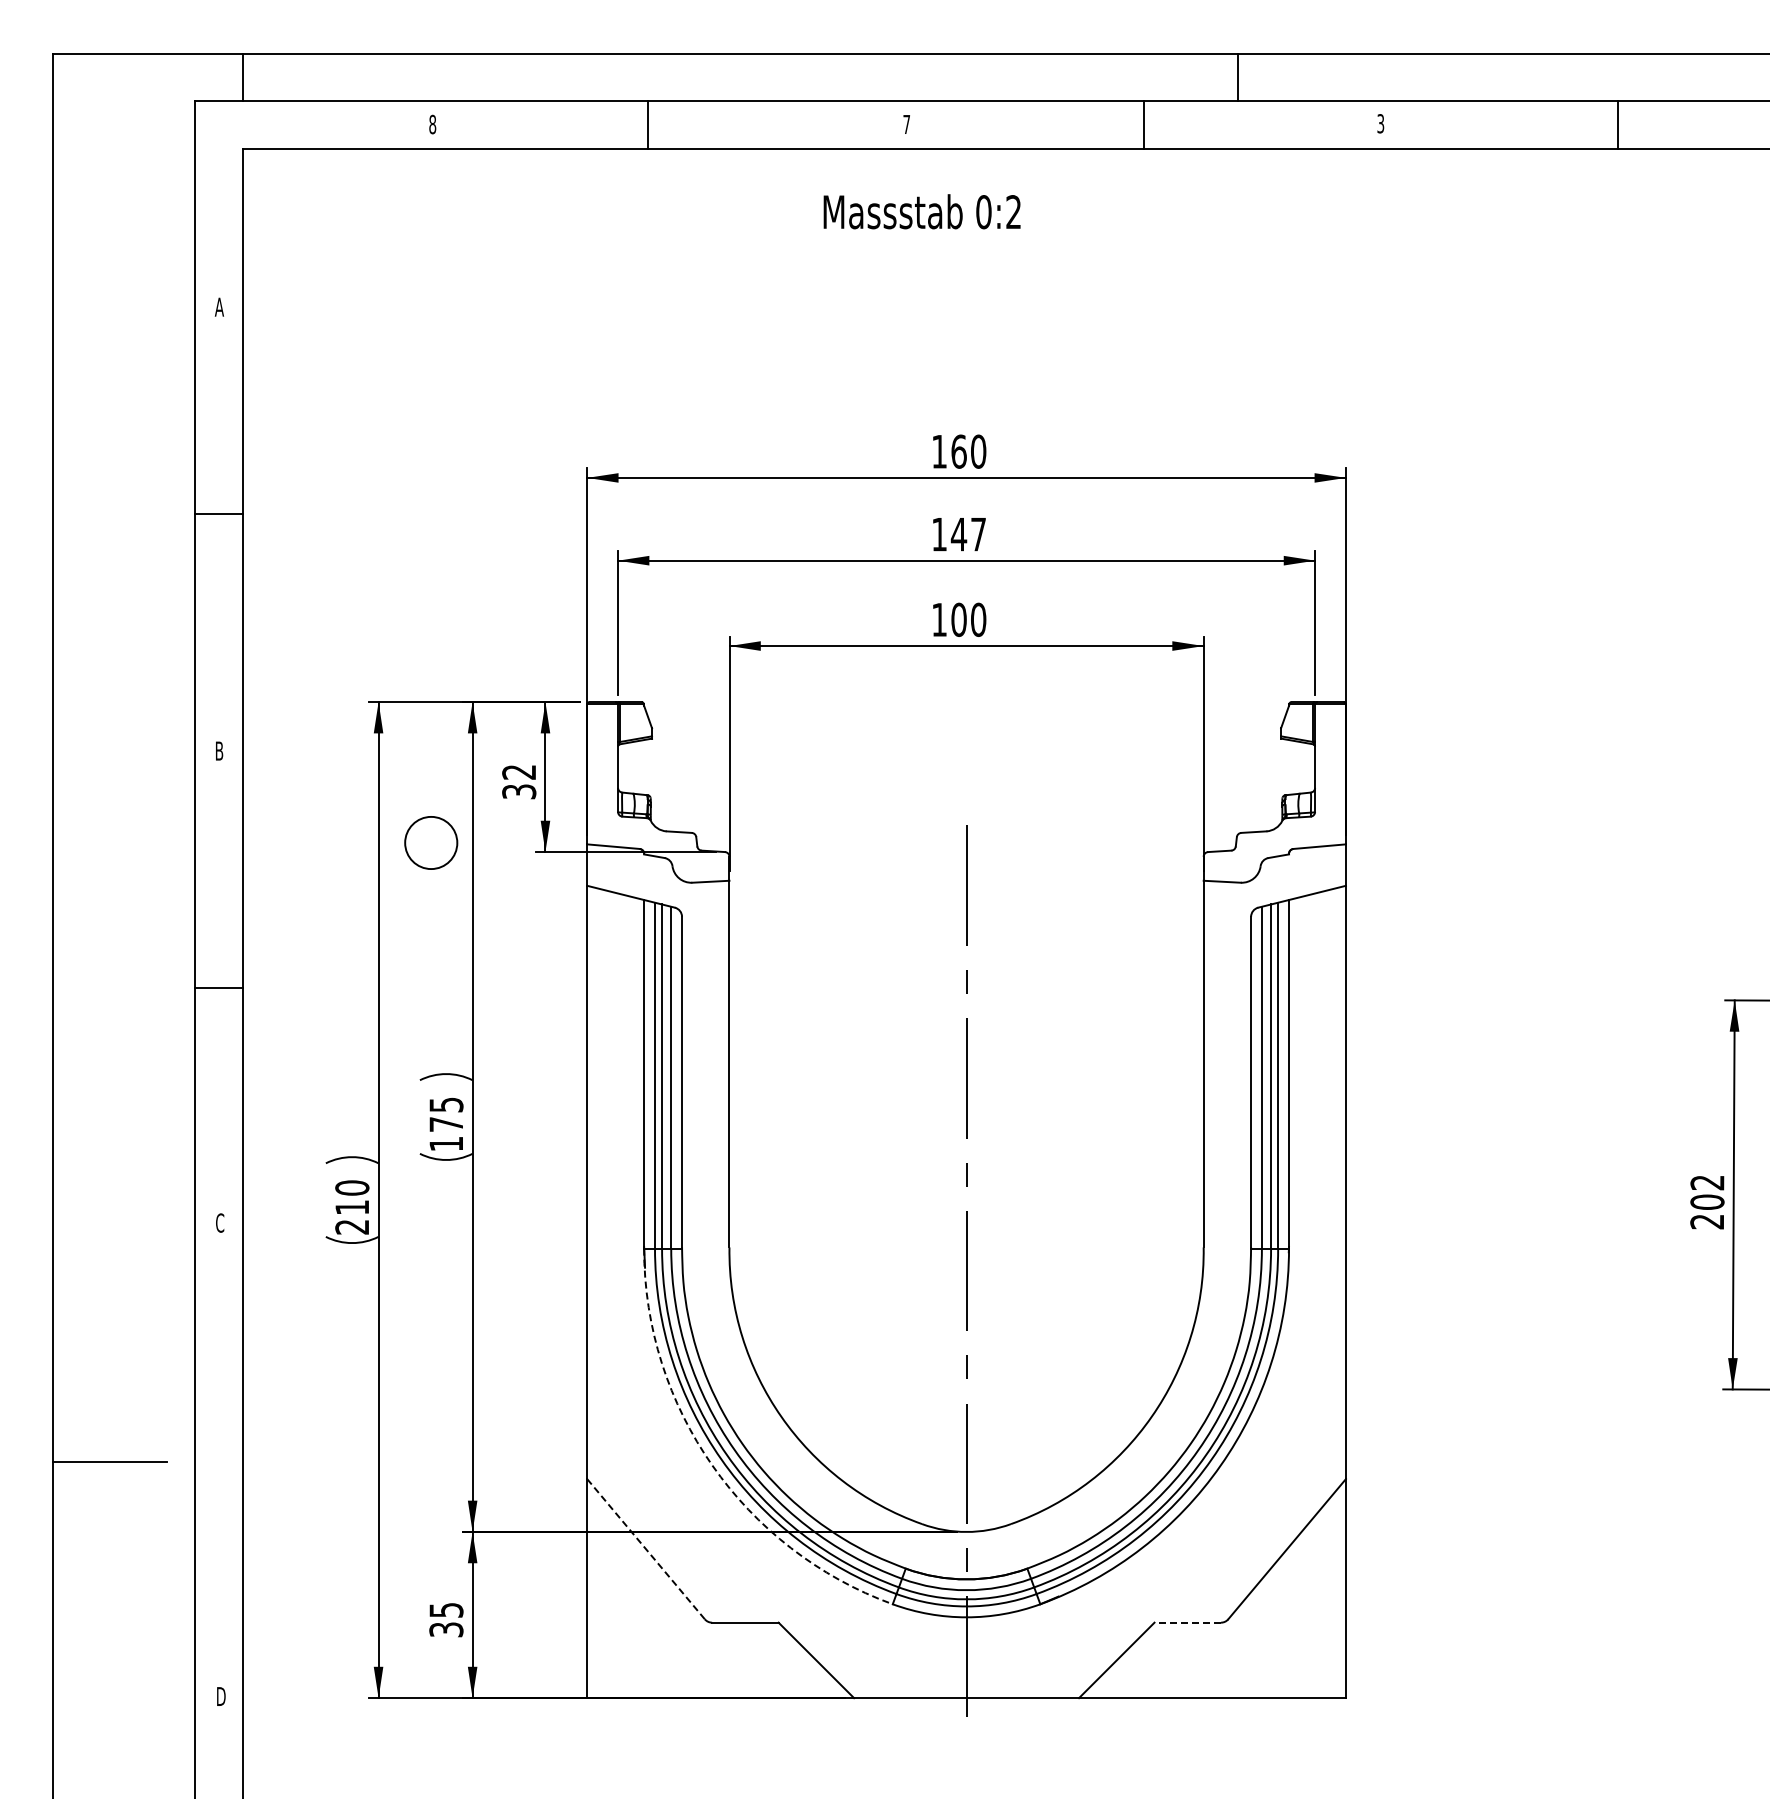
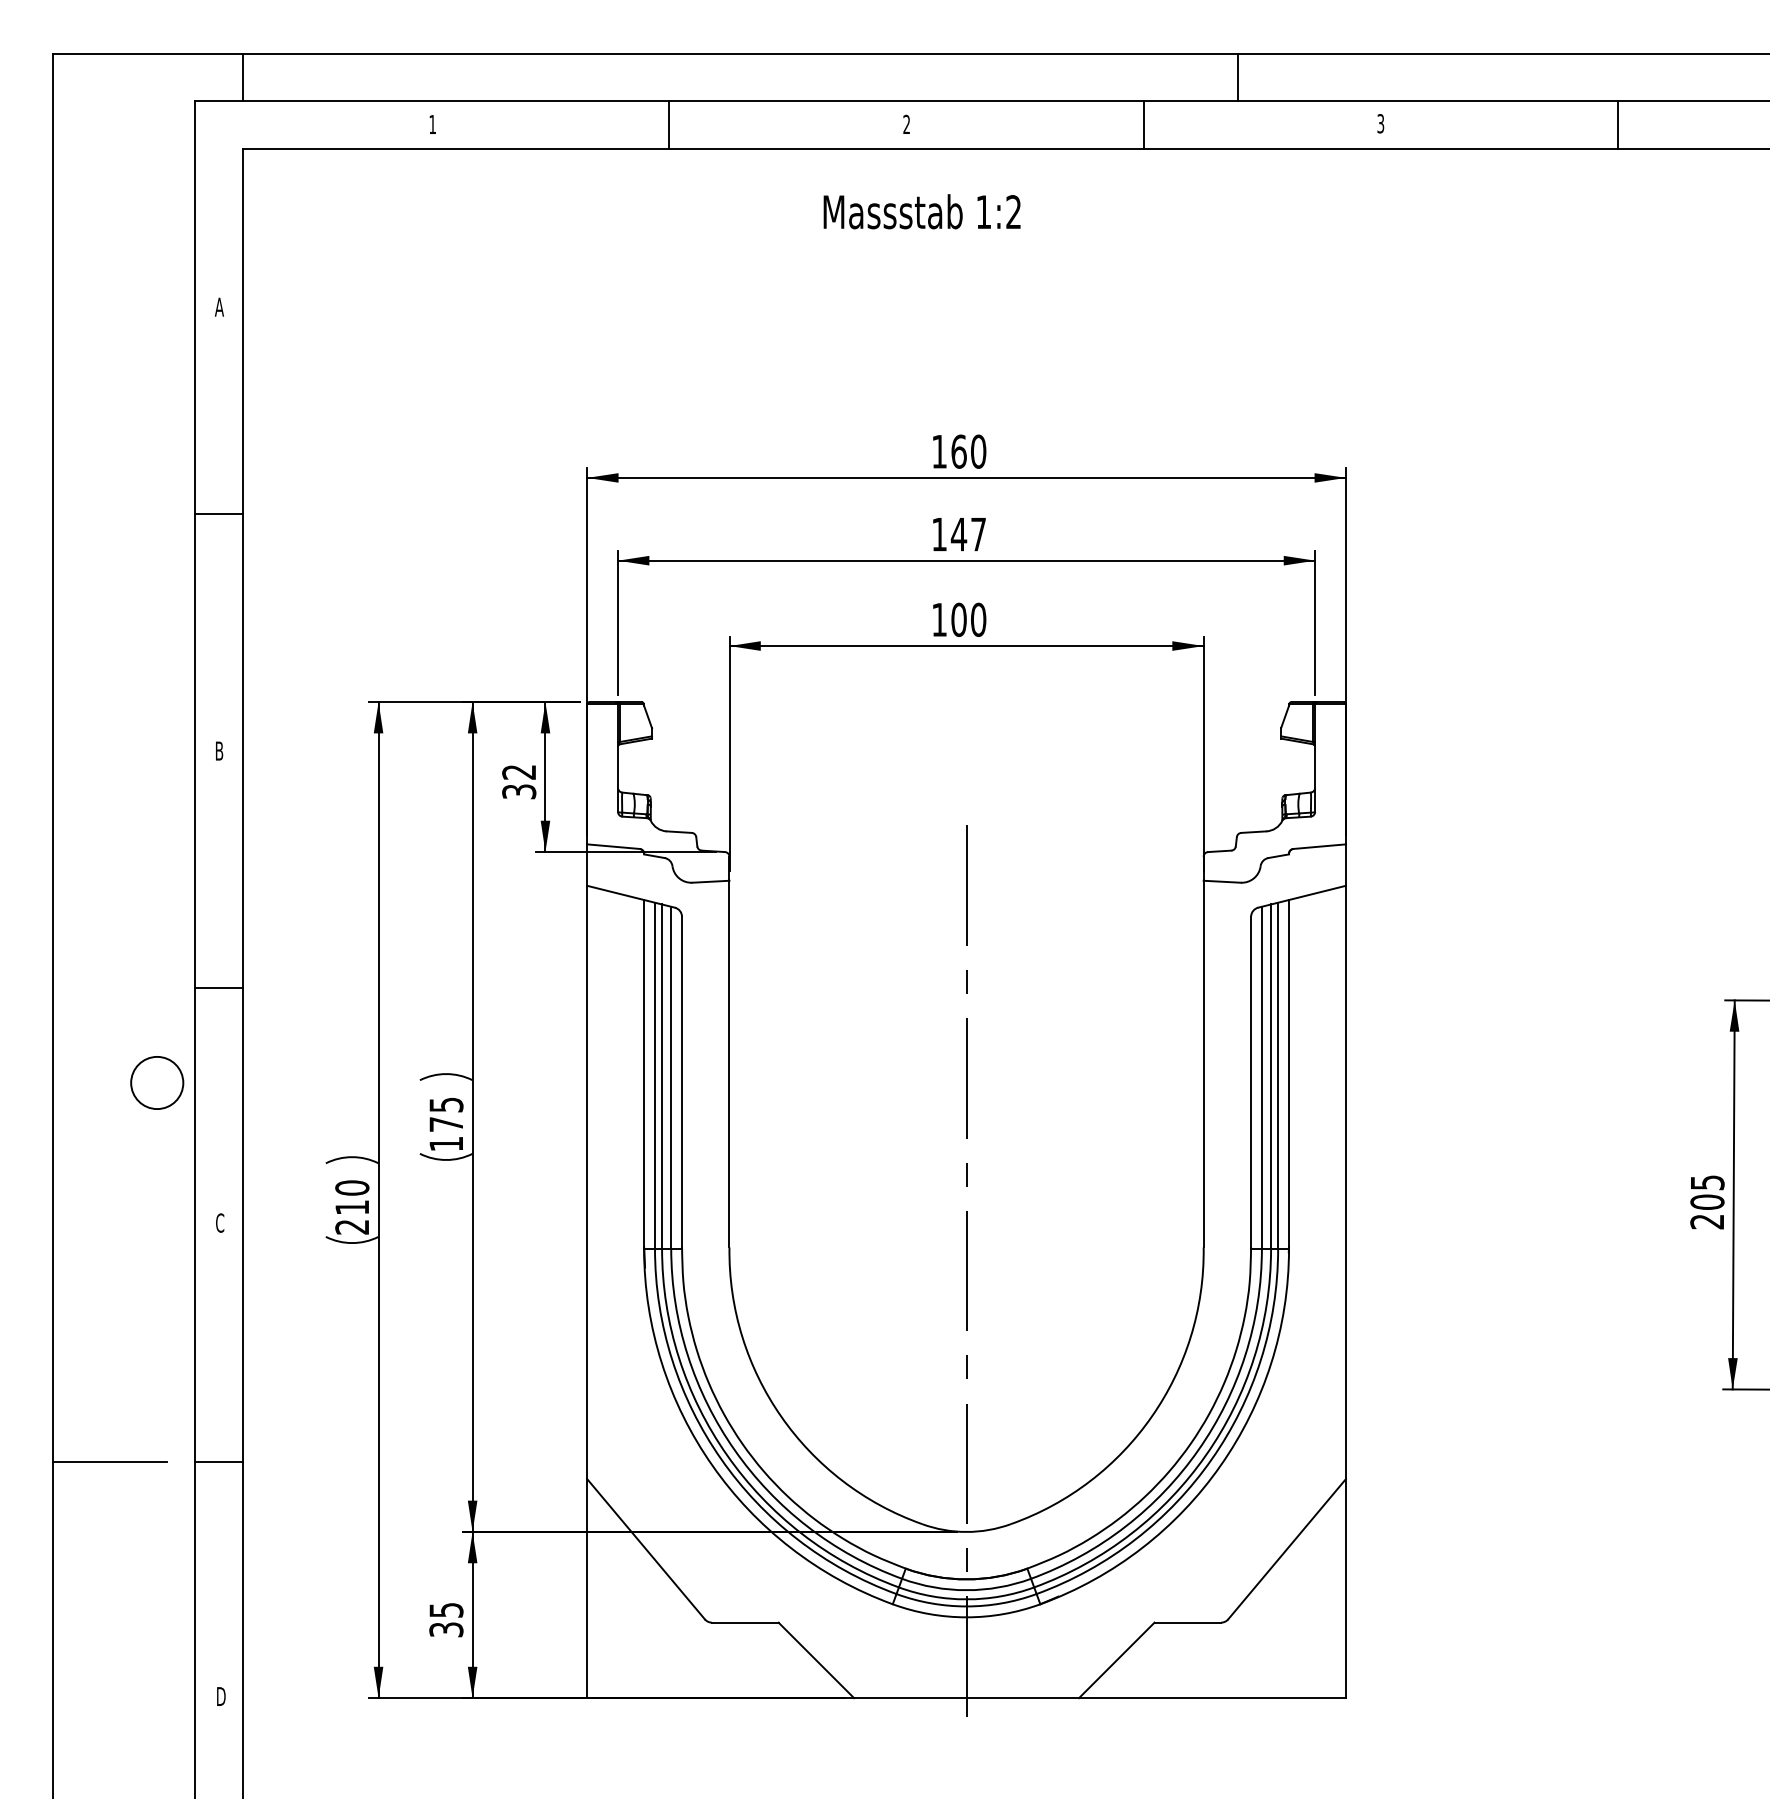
text: 7 -> 2 (906, 123)
text: 8 -> 1 (432, 124)
line position: (648, 124) -> (669, 124) (669, 124)
text: 0:2 -> 1:2 (983, 212)
circle position: (431, 842) -> (157, 1082) (157, 1082)
text: 202 -> 205 (1707, 1182)
line: none -> present (218, 1462)
arc: dashed -> solid (712, 1465)
line: dashed -> solid (646, 1549)
line: dashed -> solid (1187, 1622)
